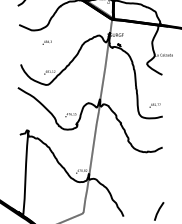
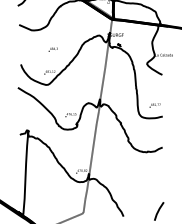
text position: (46, 42) -> (52, 49) (52, 49)
